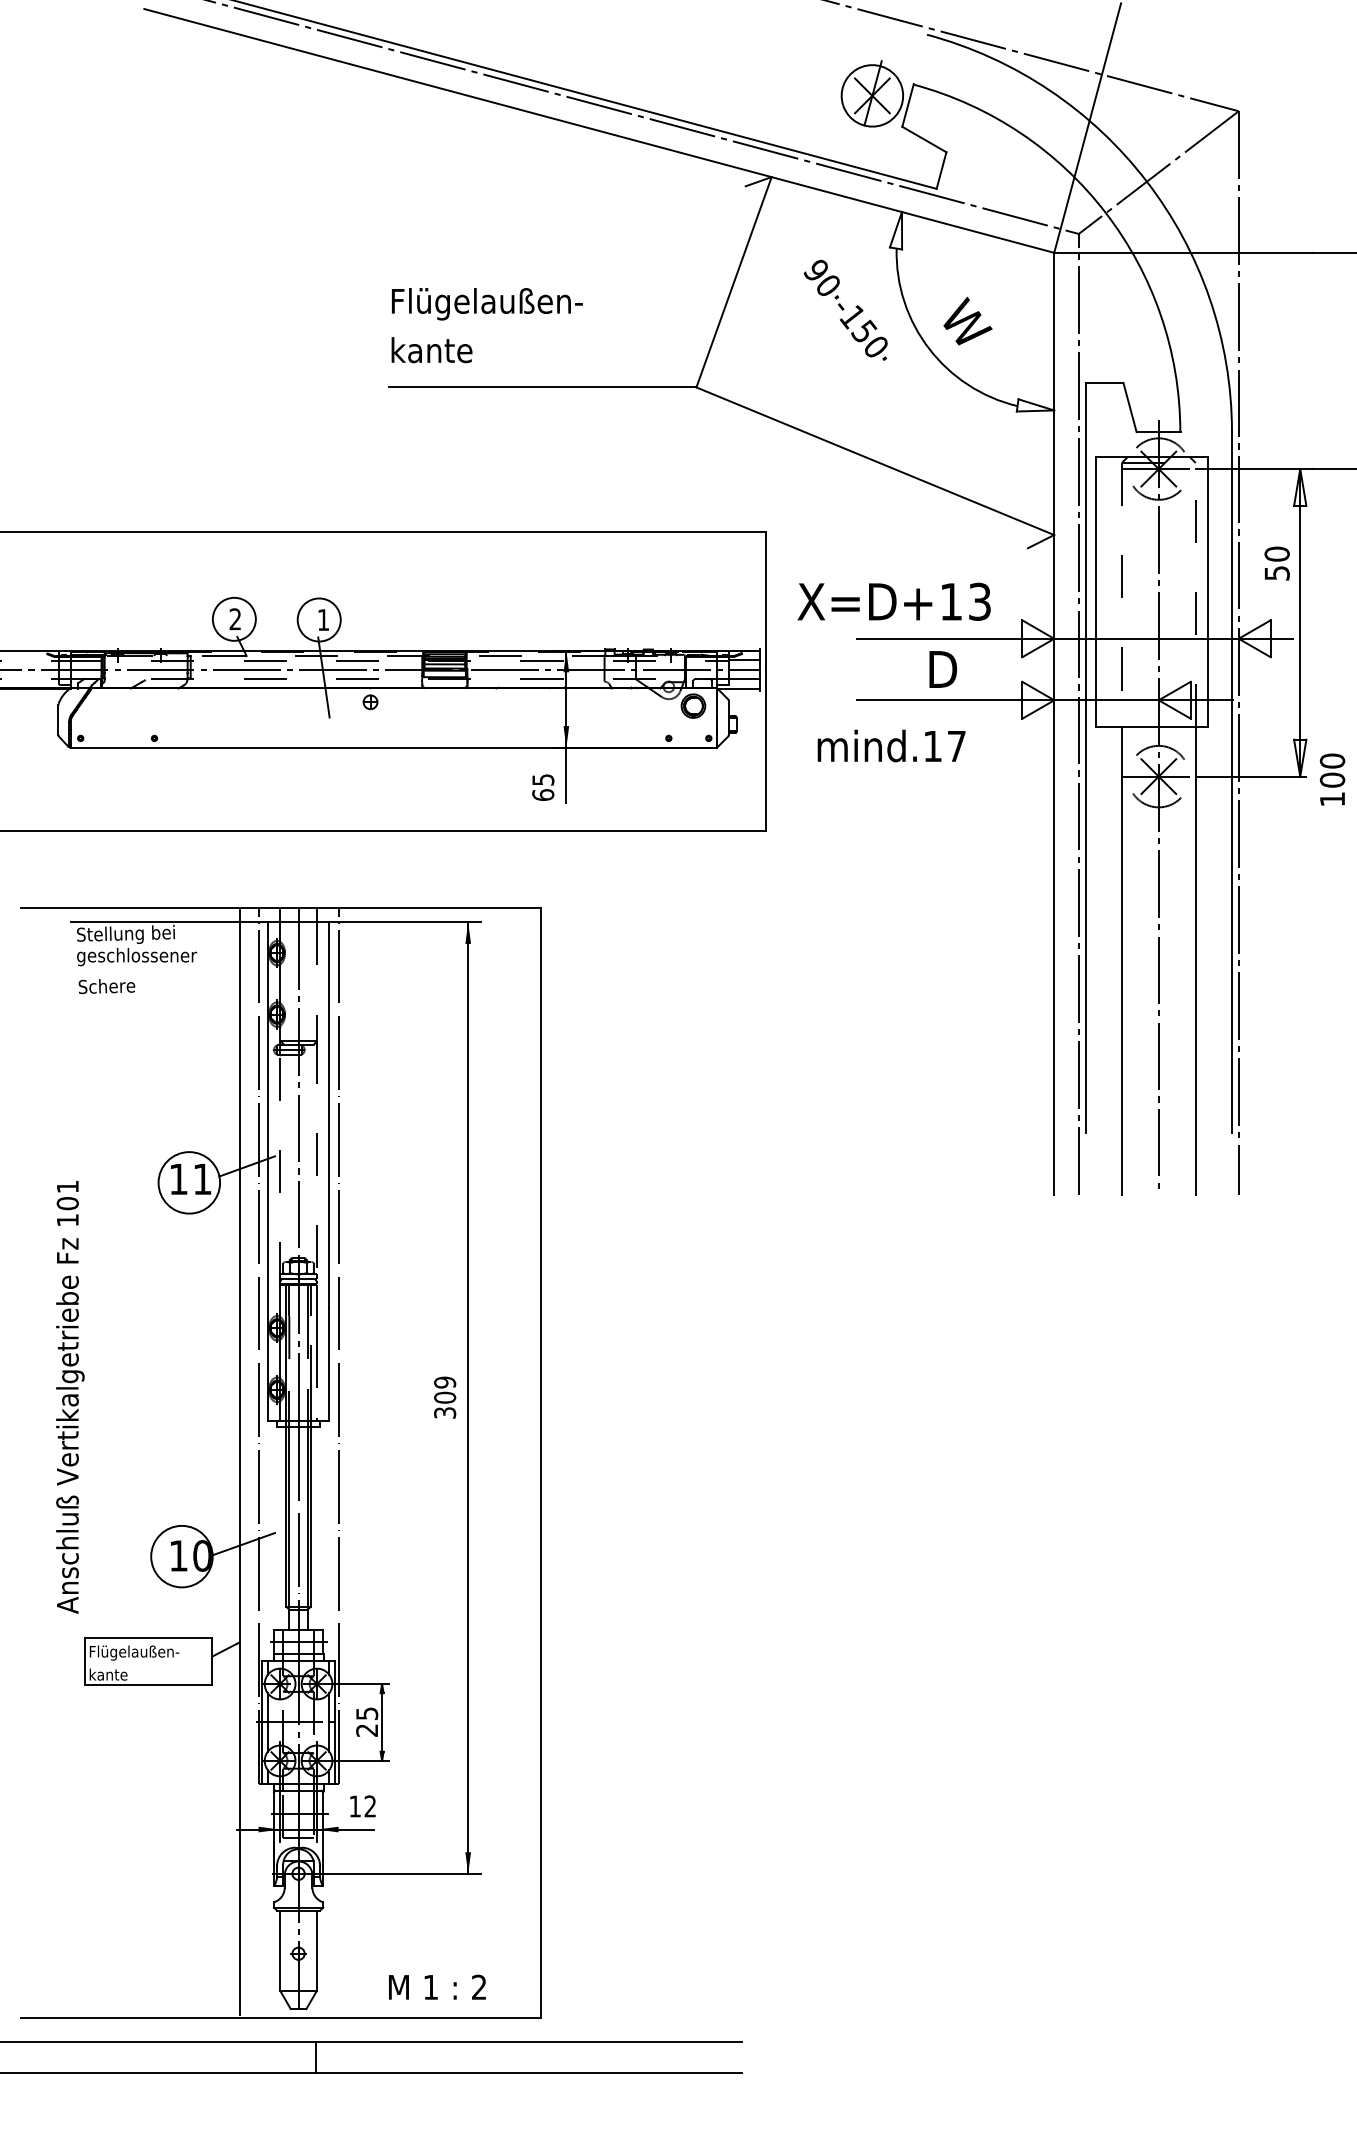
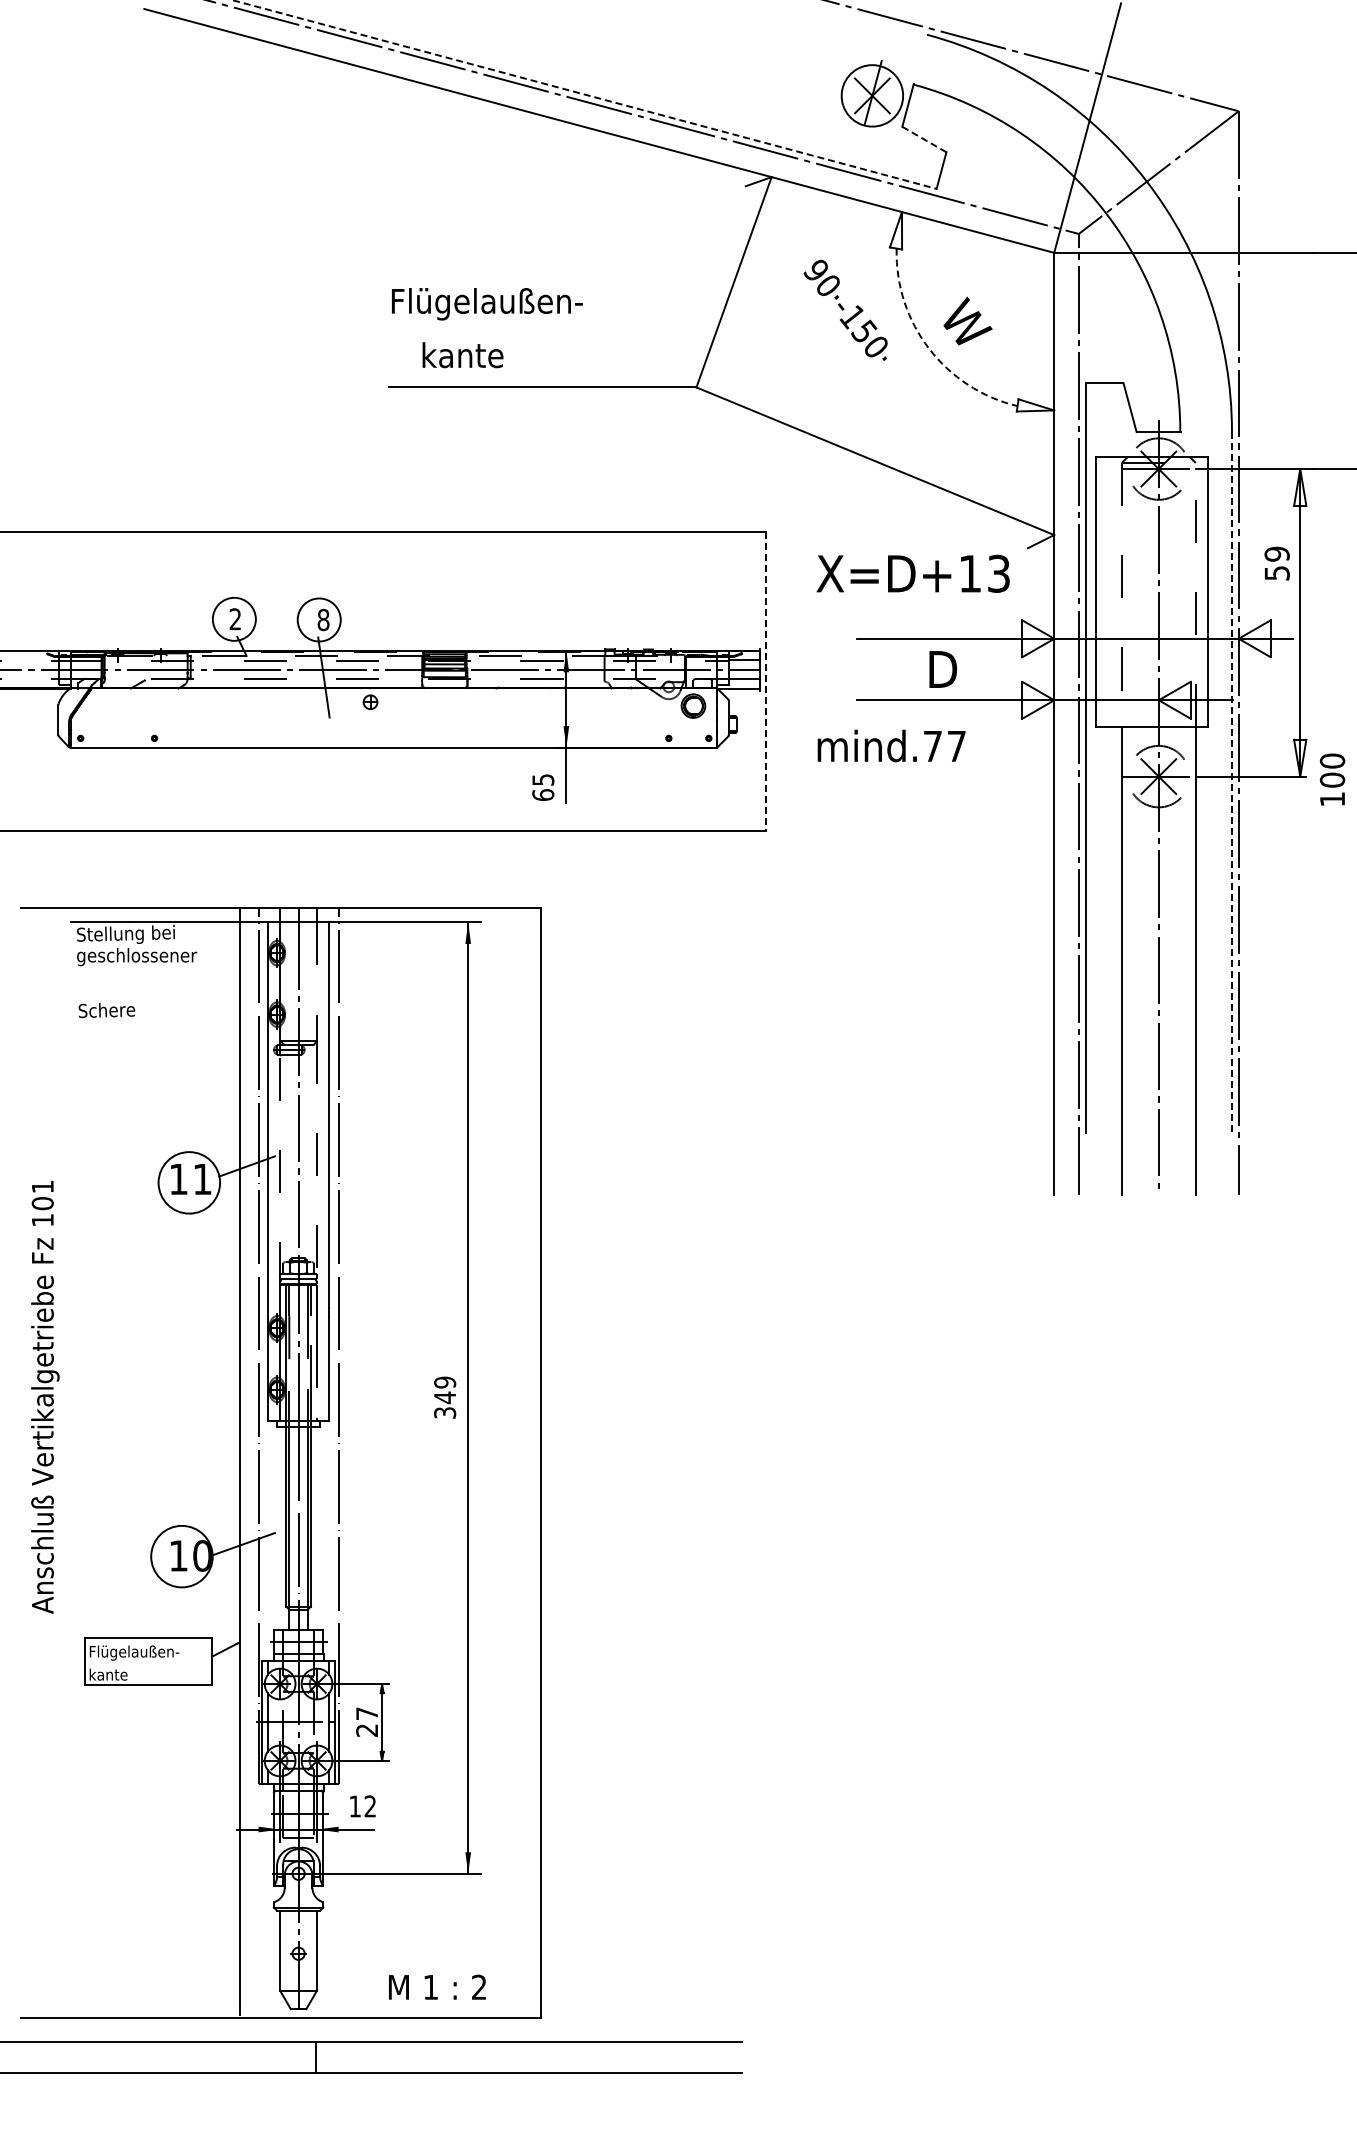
line: solid -> dashed (584, 94)
line: solid -> dashed (924, 139)
arc: solid -> dashed (929, 348)
text position: (431, 350) -> (462, 355) (462, 355)
text: 50 -> 59 (1276, 553)
text position: (893, 601) -> (912, 573) (912, 573)
text: 1 -> 8 (323, 619)
line: solid -> dashed (766, 682)
text: mind.17 -> mind.77 (932, 746)
line: solid -> dashed (1231, 782)
text position: (106, 986) -> (106, 1010) (106, 1010)
text position: (70, 1397) -> (45, 1397) (45, 1397)
text: 309 -> 349 (445, 1397)
text: 25 -> 27 (367, 1713)
